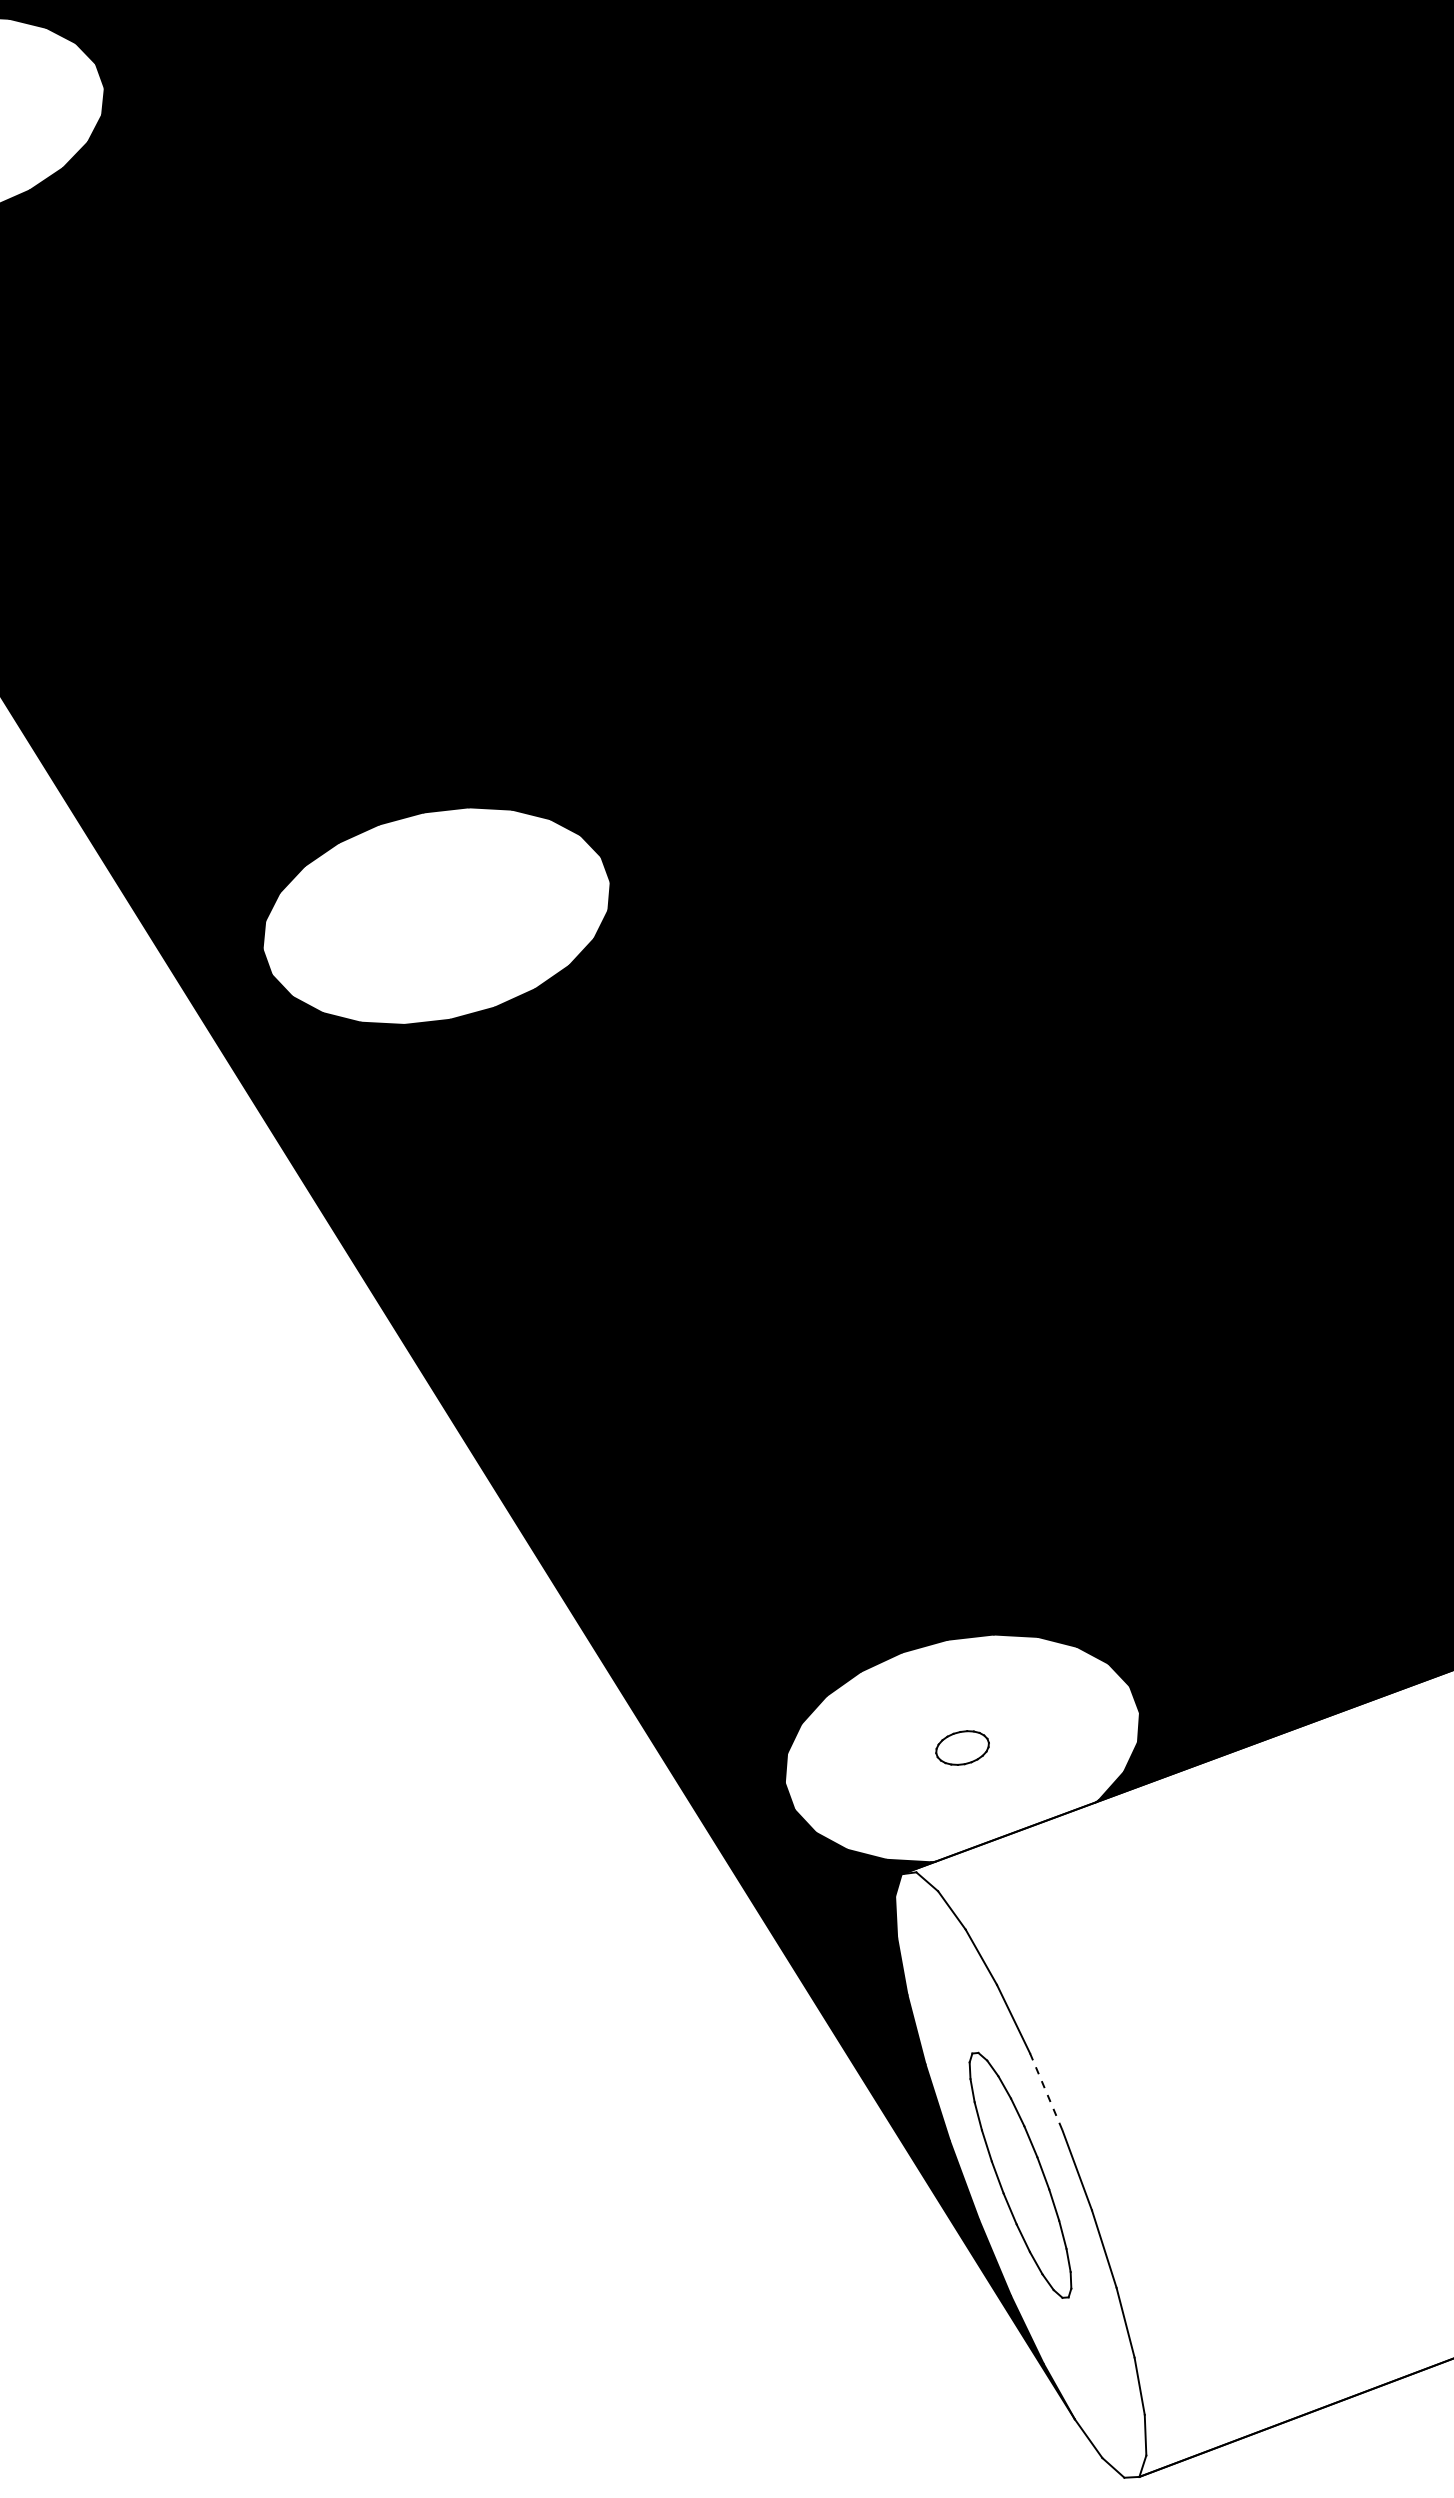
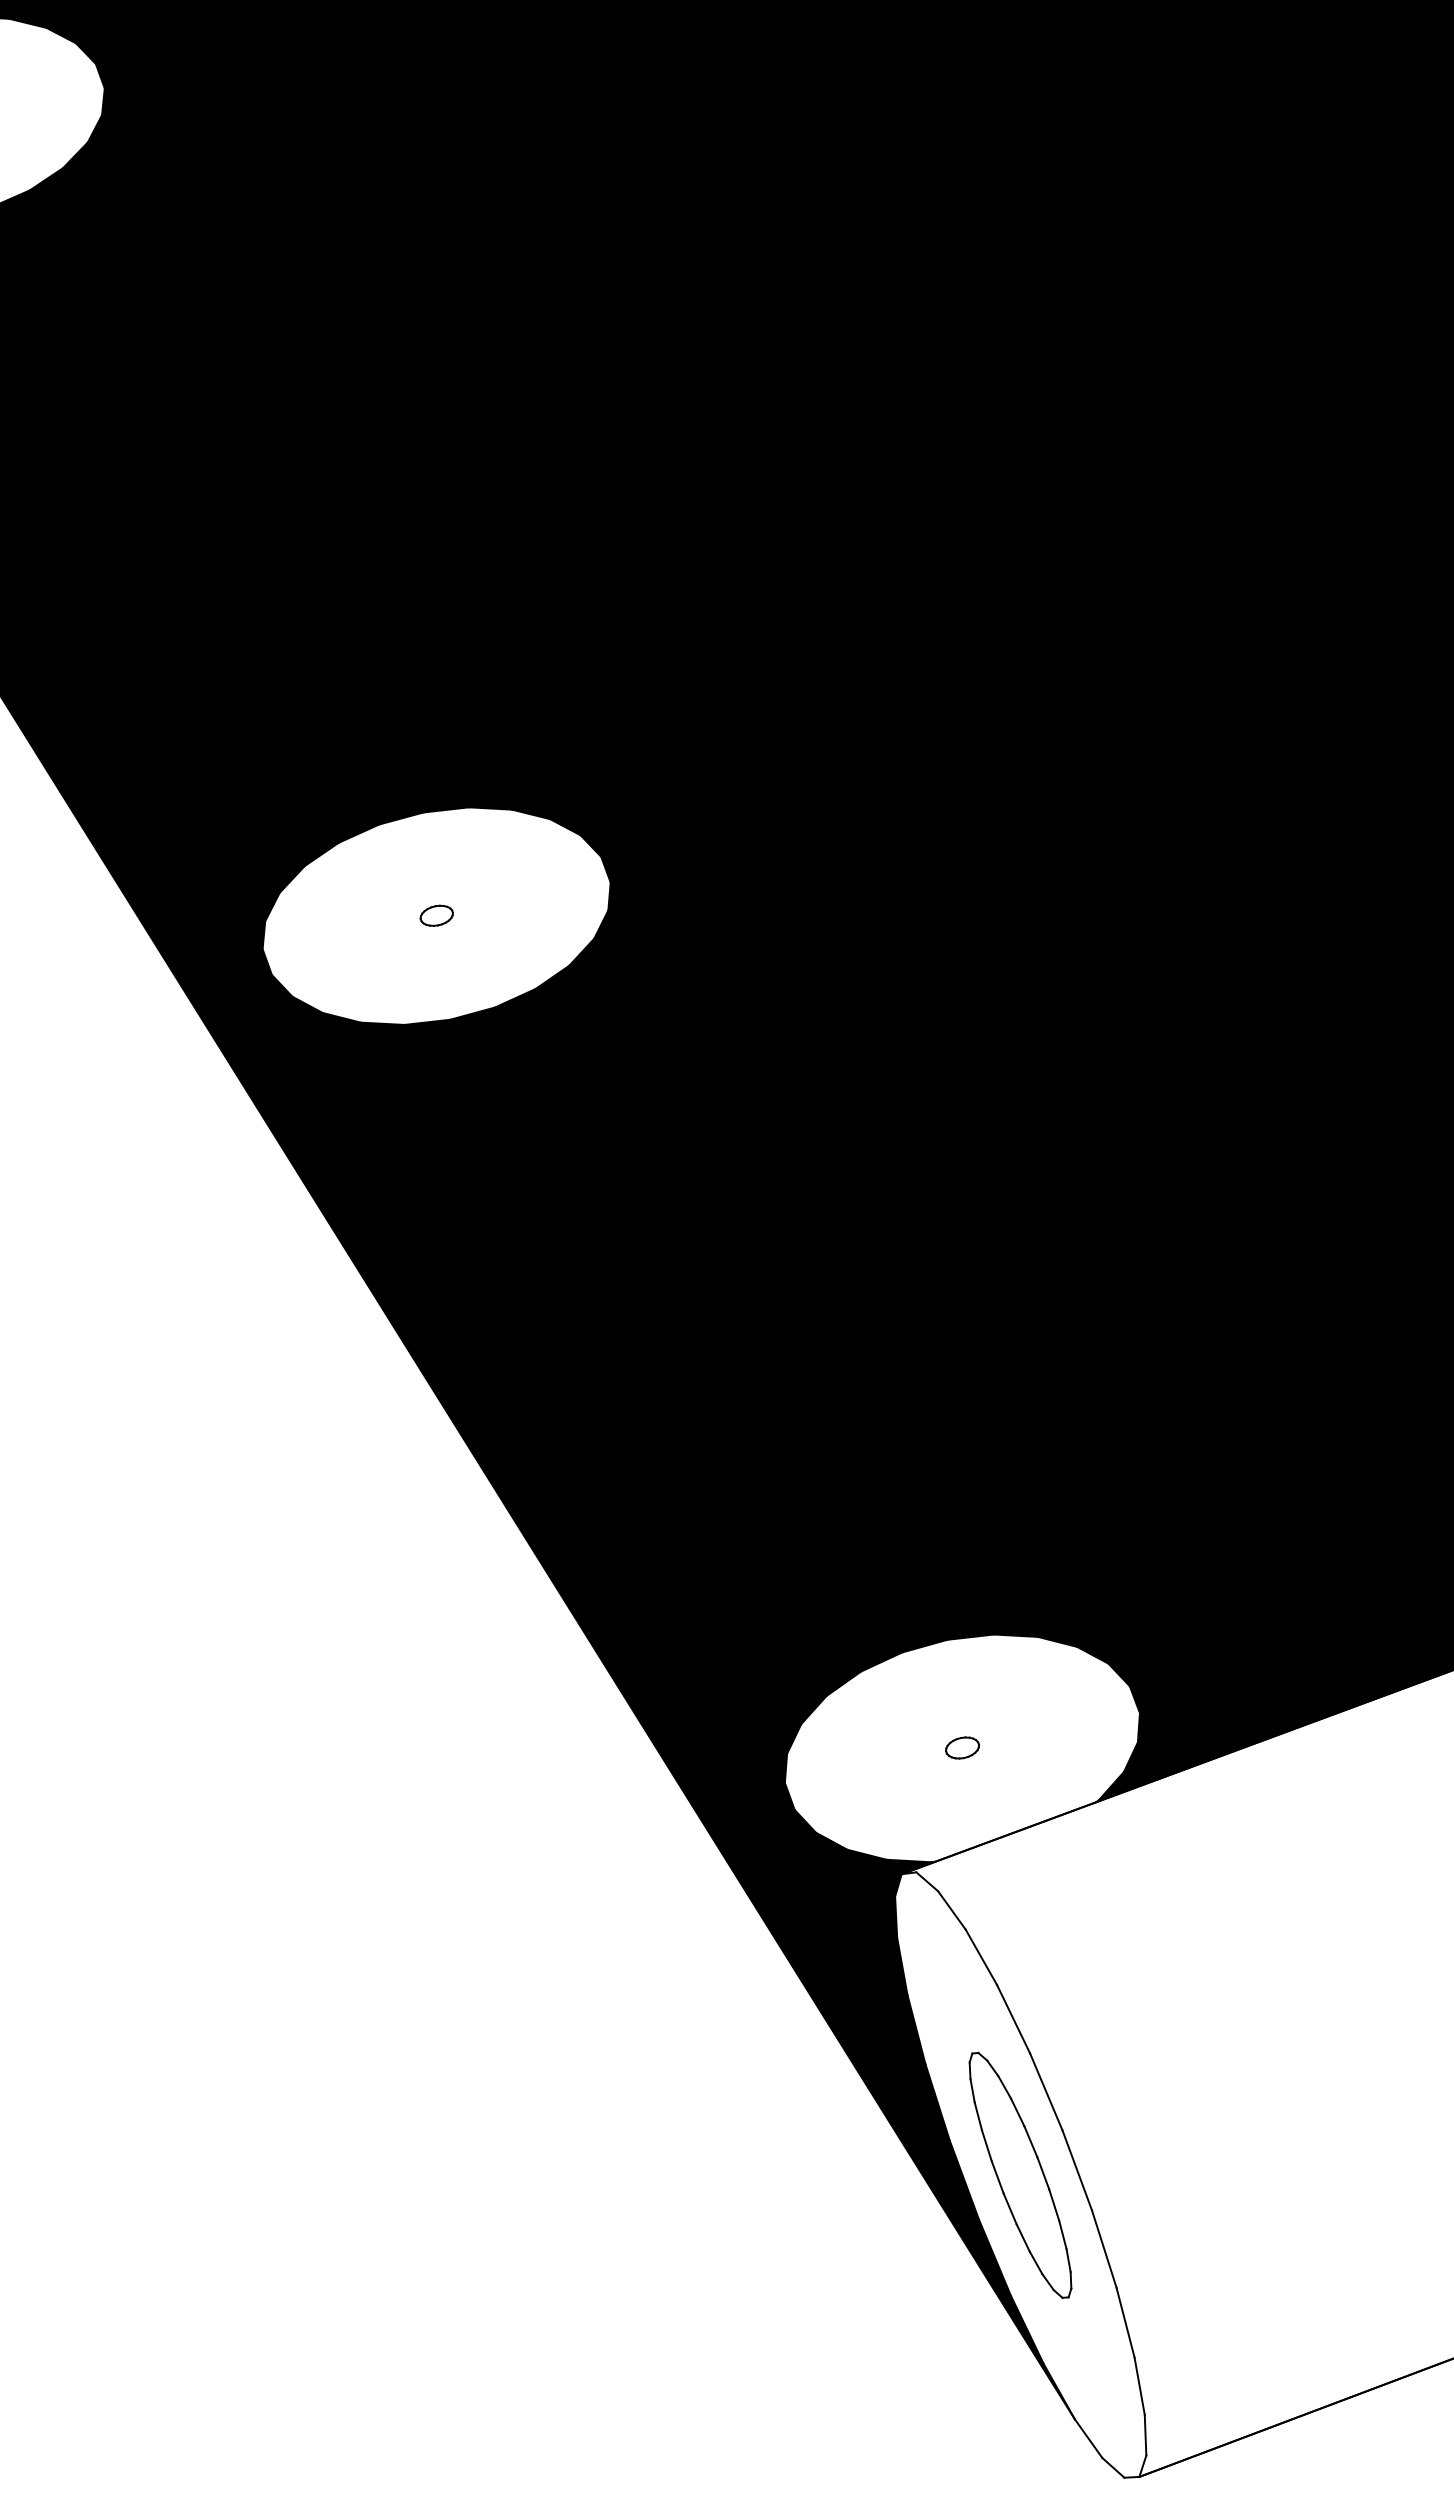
part: none -> present (436, 915)
part size: 55x36 px -> 35x24 px (962, 1747)
line: dashed -> solid (1046, 2091)
